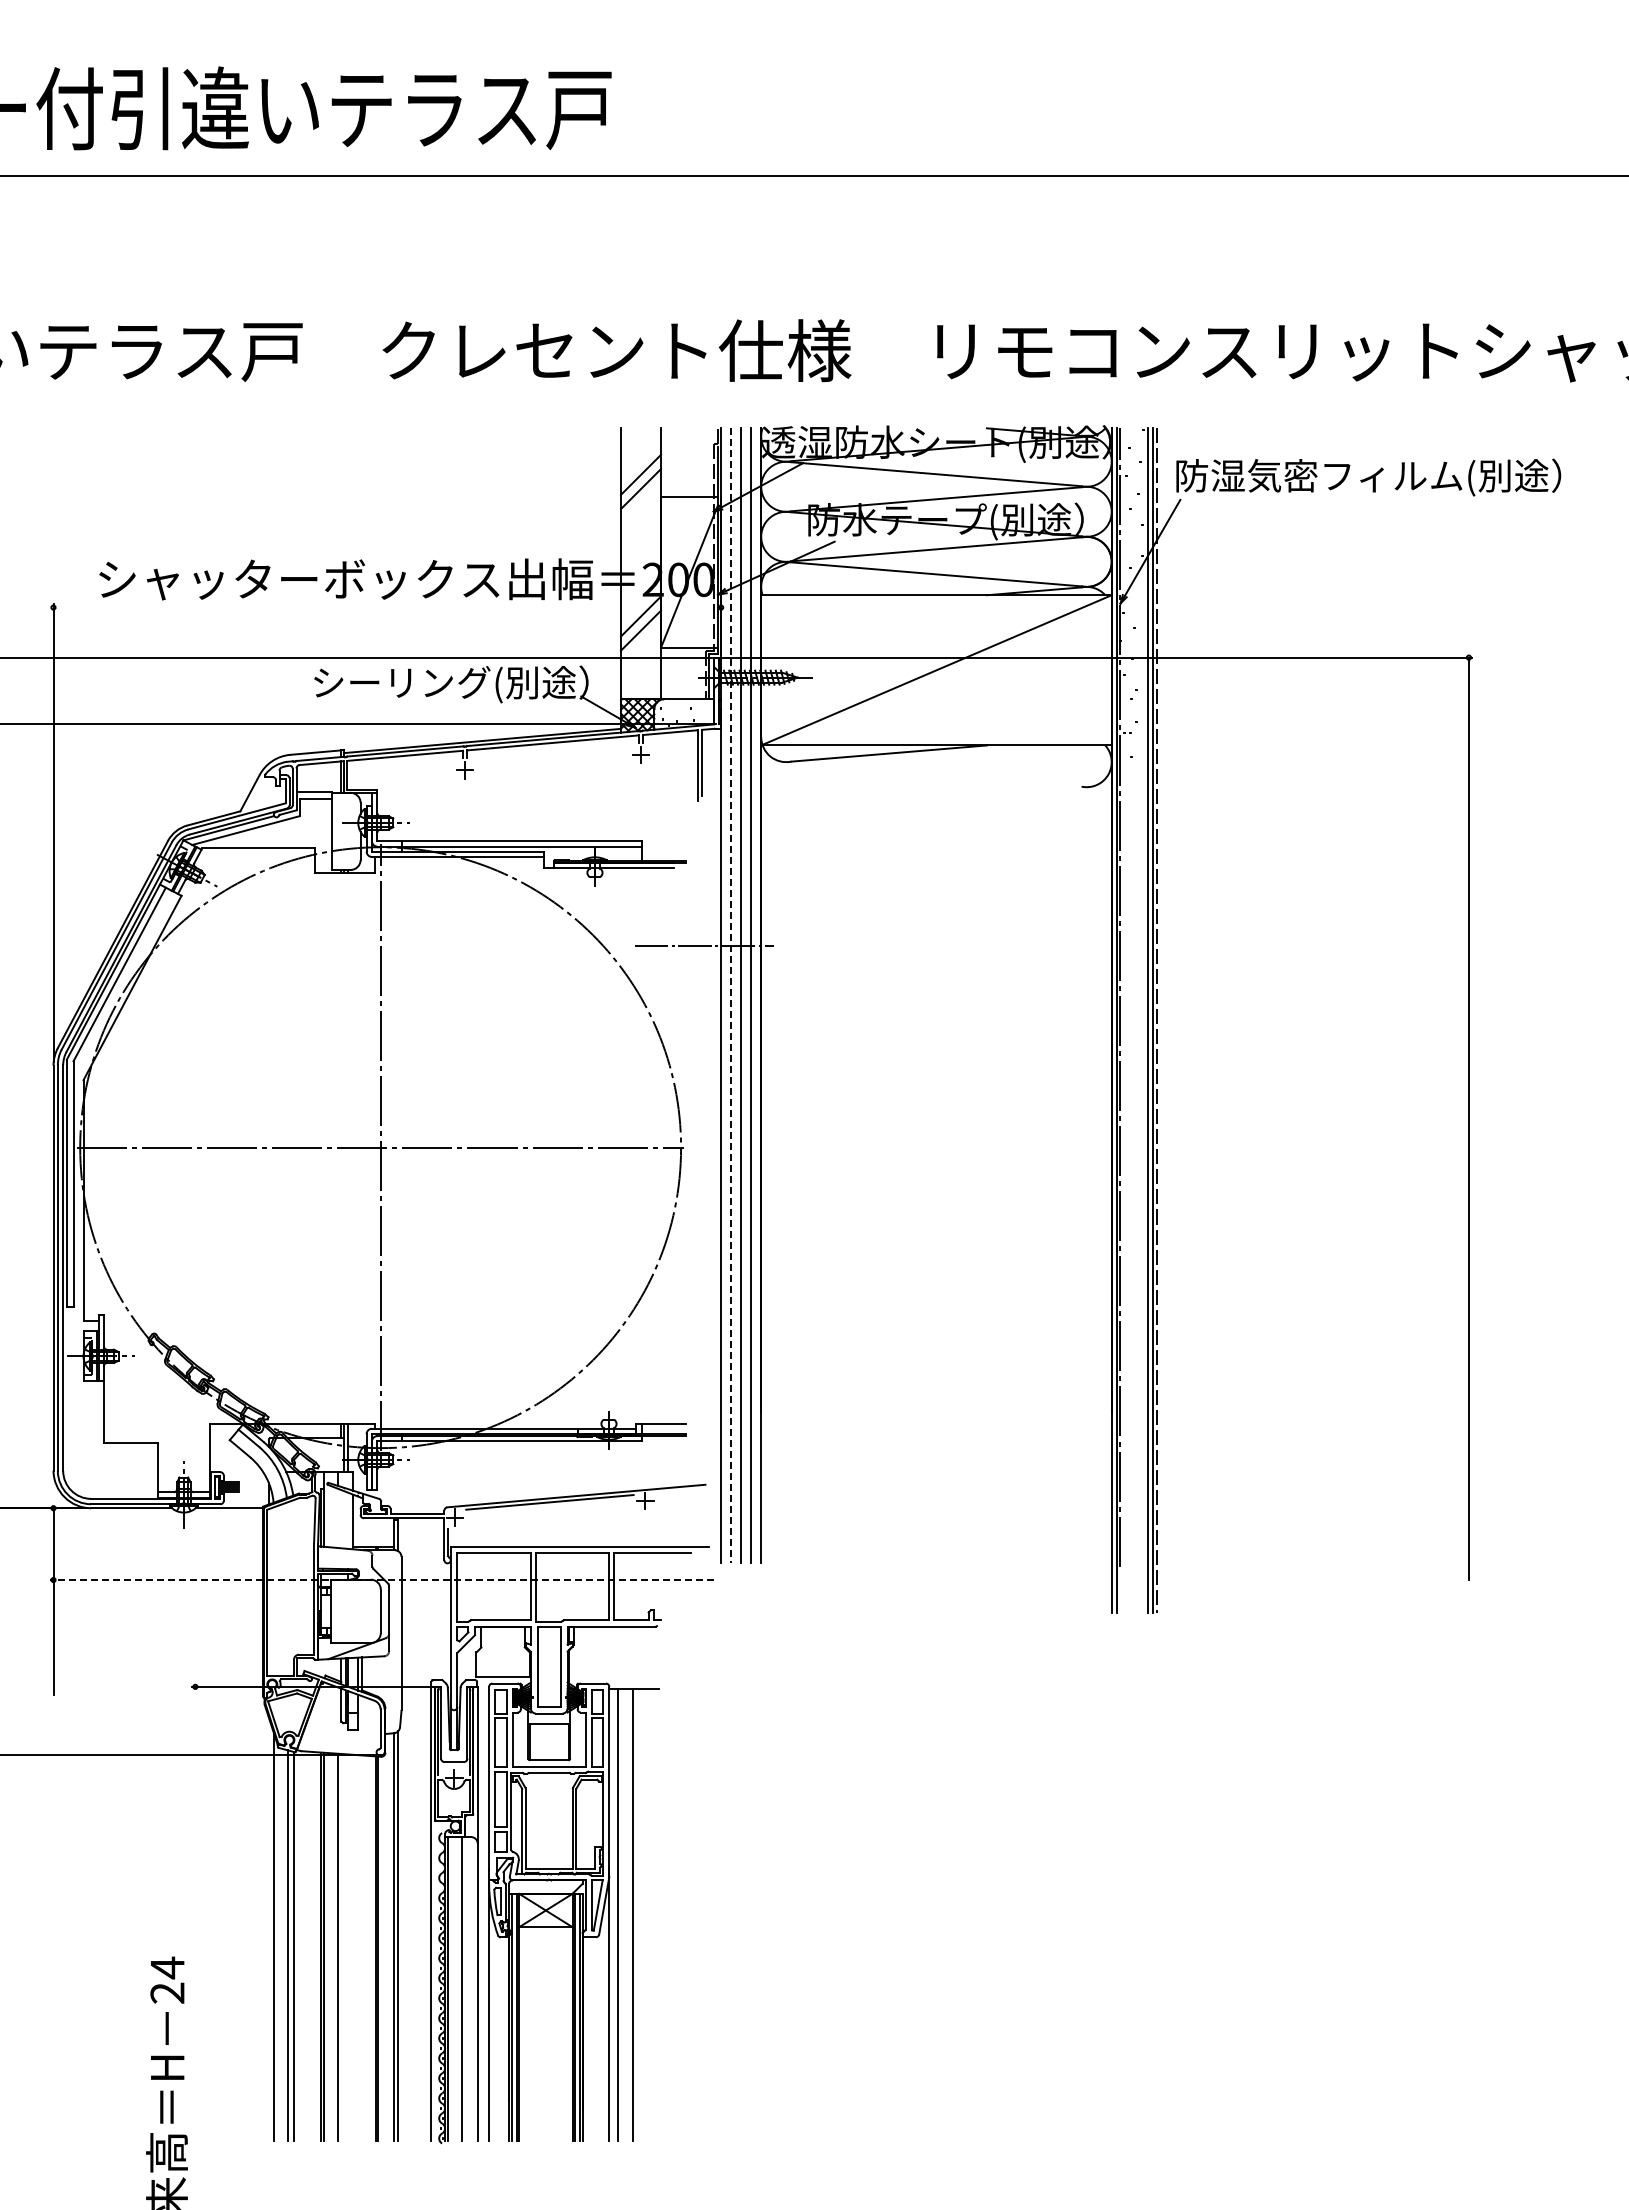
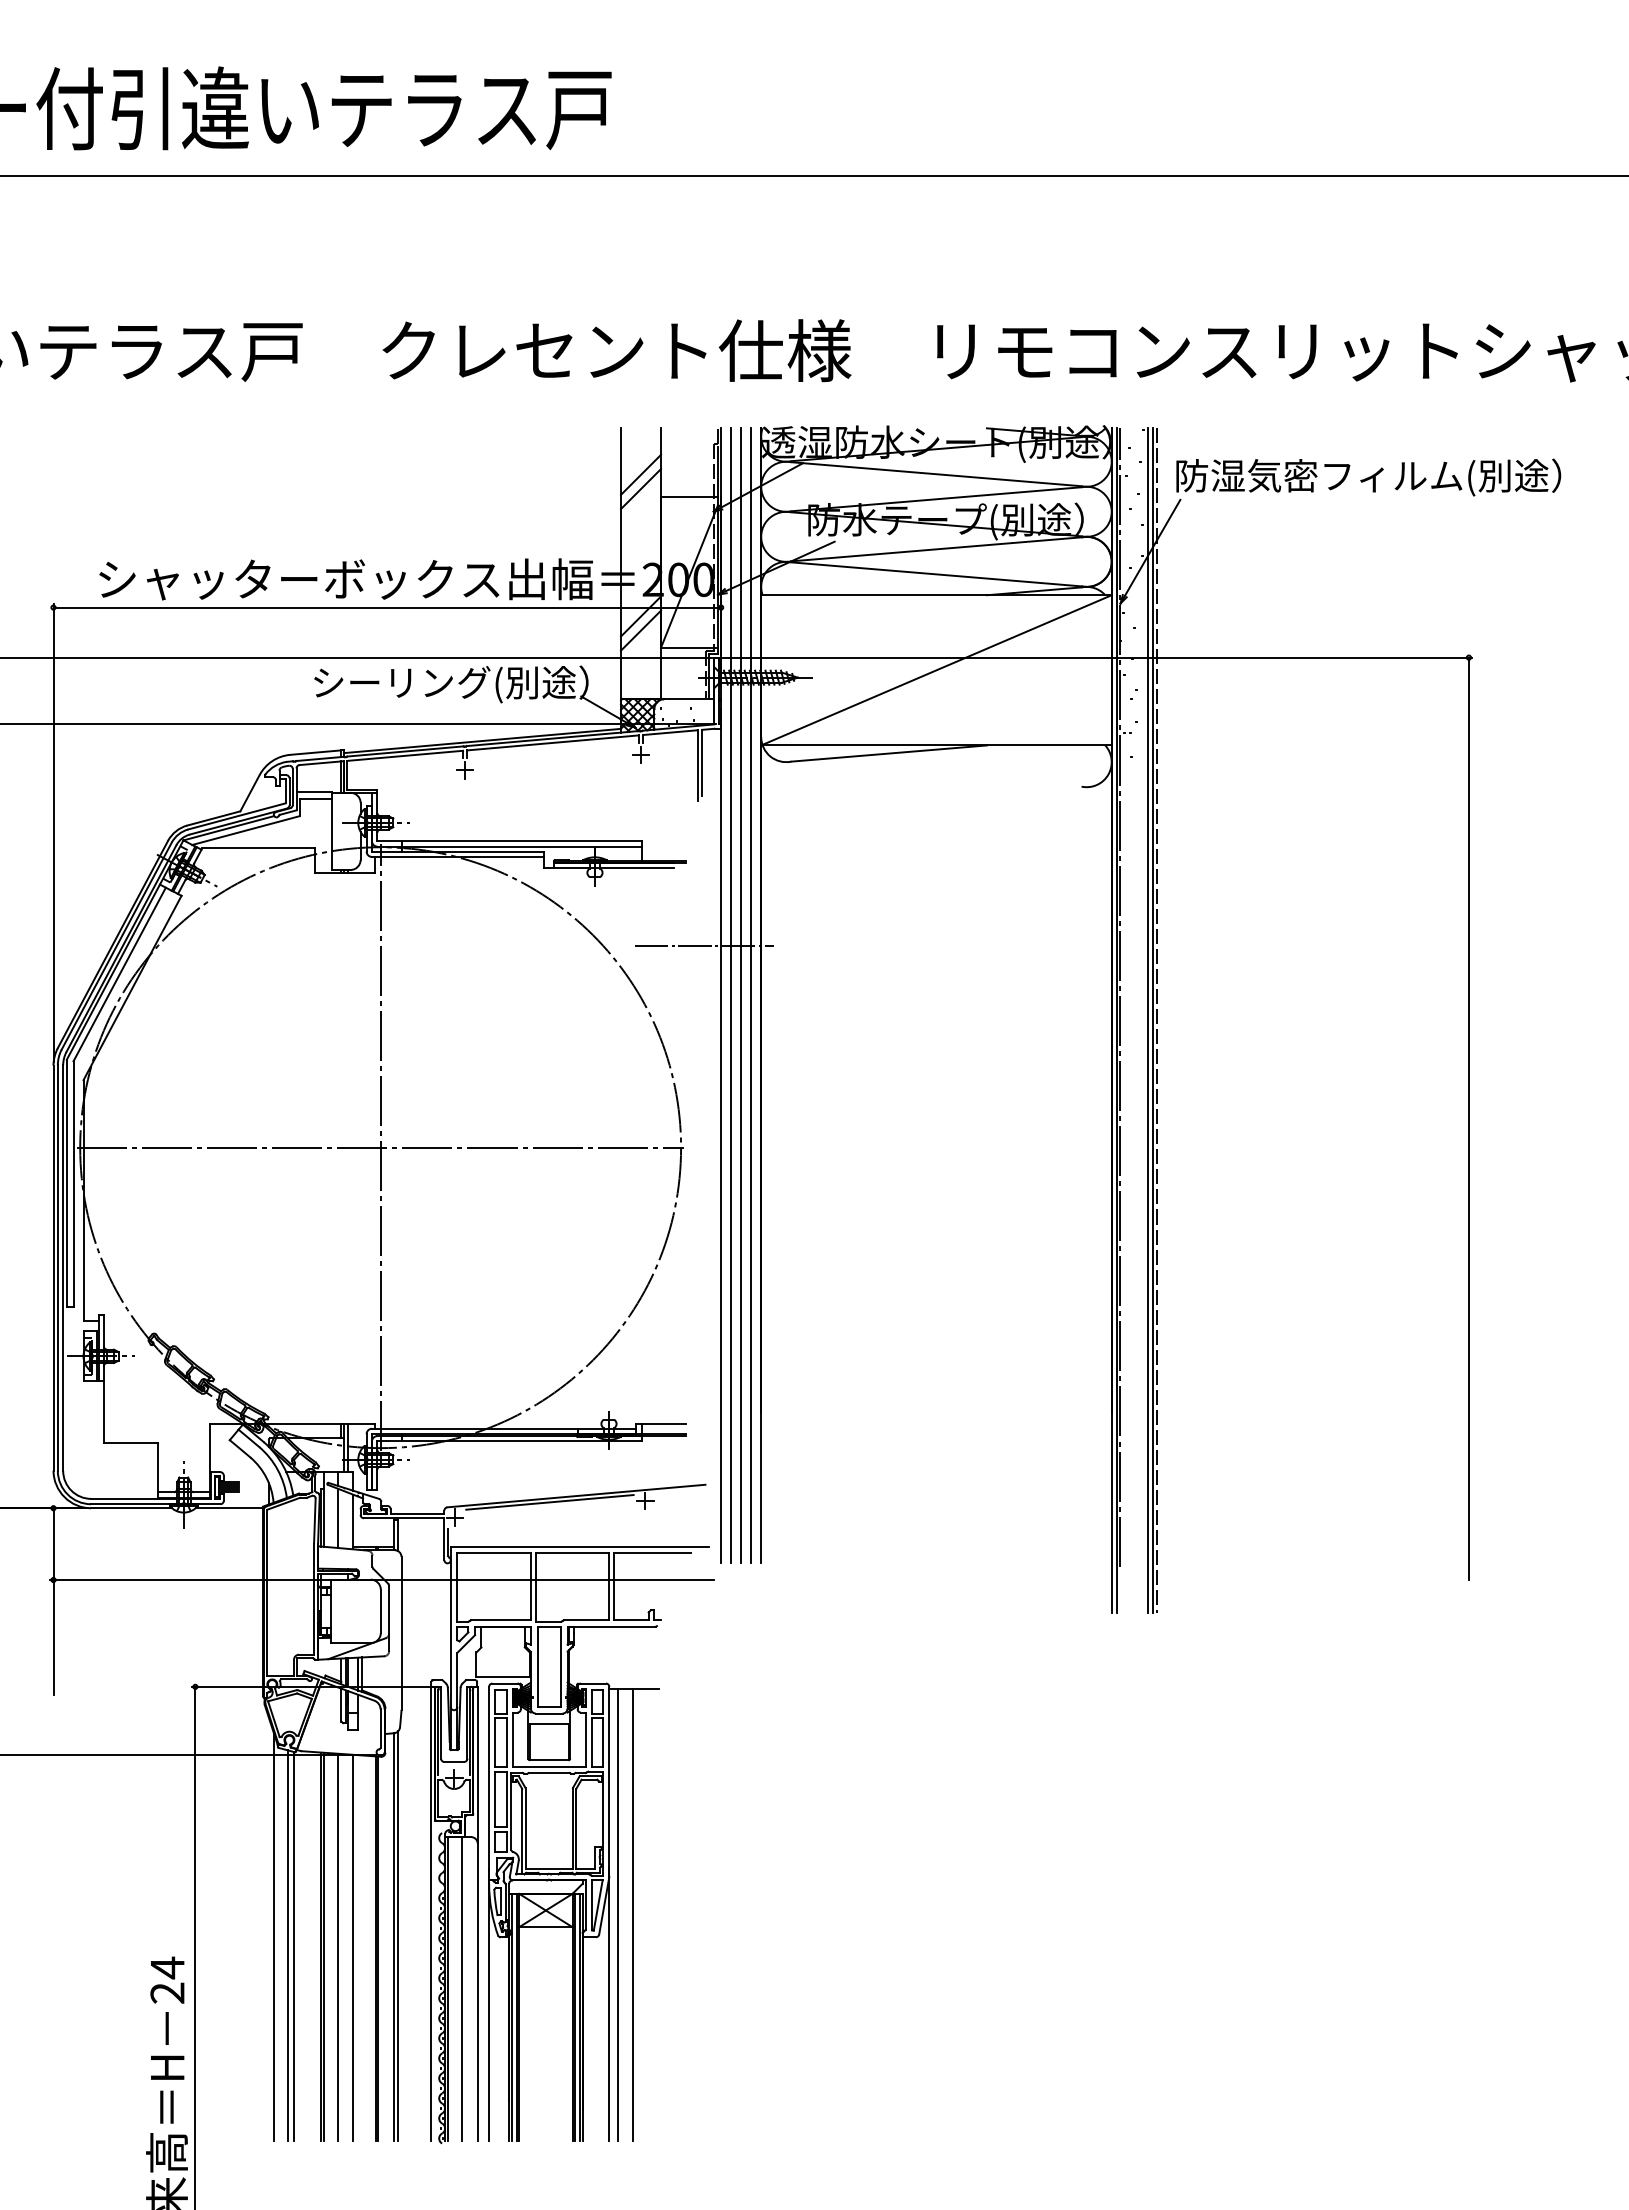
line: none -> present (387, 607)
line: dashed -> solid (731, 995)
line: none -> present (337, 1518)
line: dashed -> solid (381, 1580)
line: none -> present (195, 1946)
line: none -> present (352, 1947)
